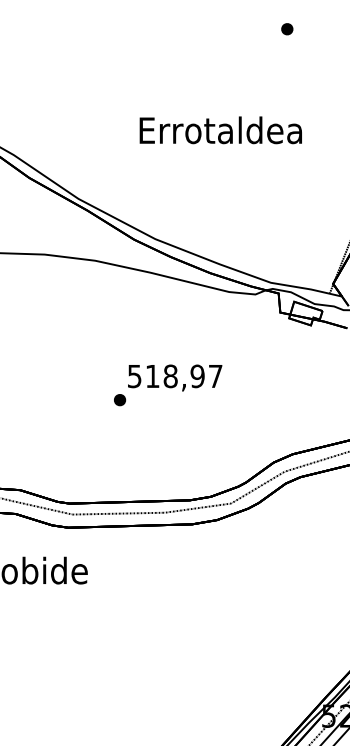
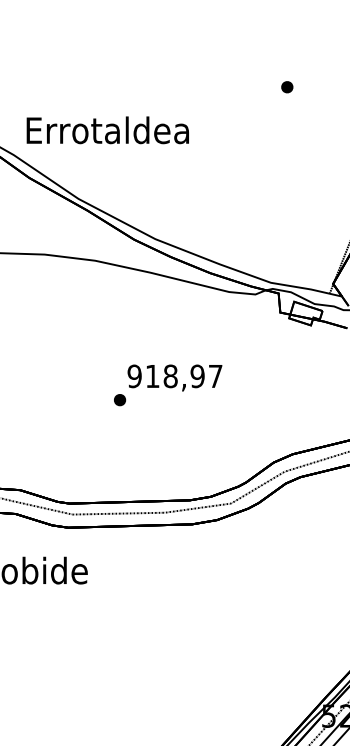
part position: (287, 29) -> (287, 87) (287, 87)
text position: (220, 130) -> (107, 130) (107, 130)
text: 518,97 -> 918,97 (134, 375)
